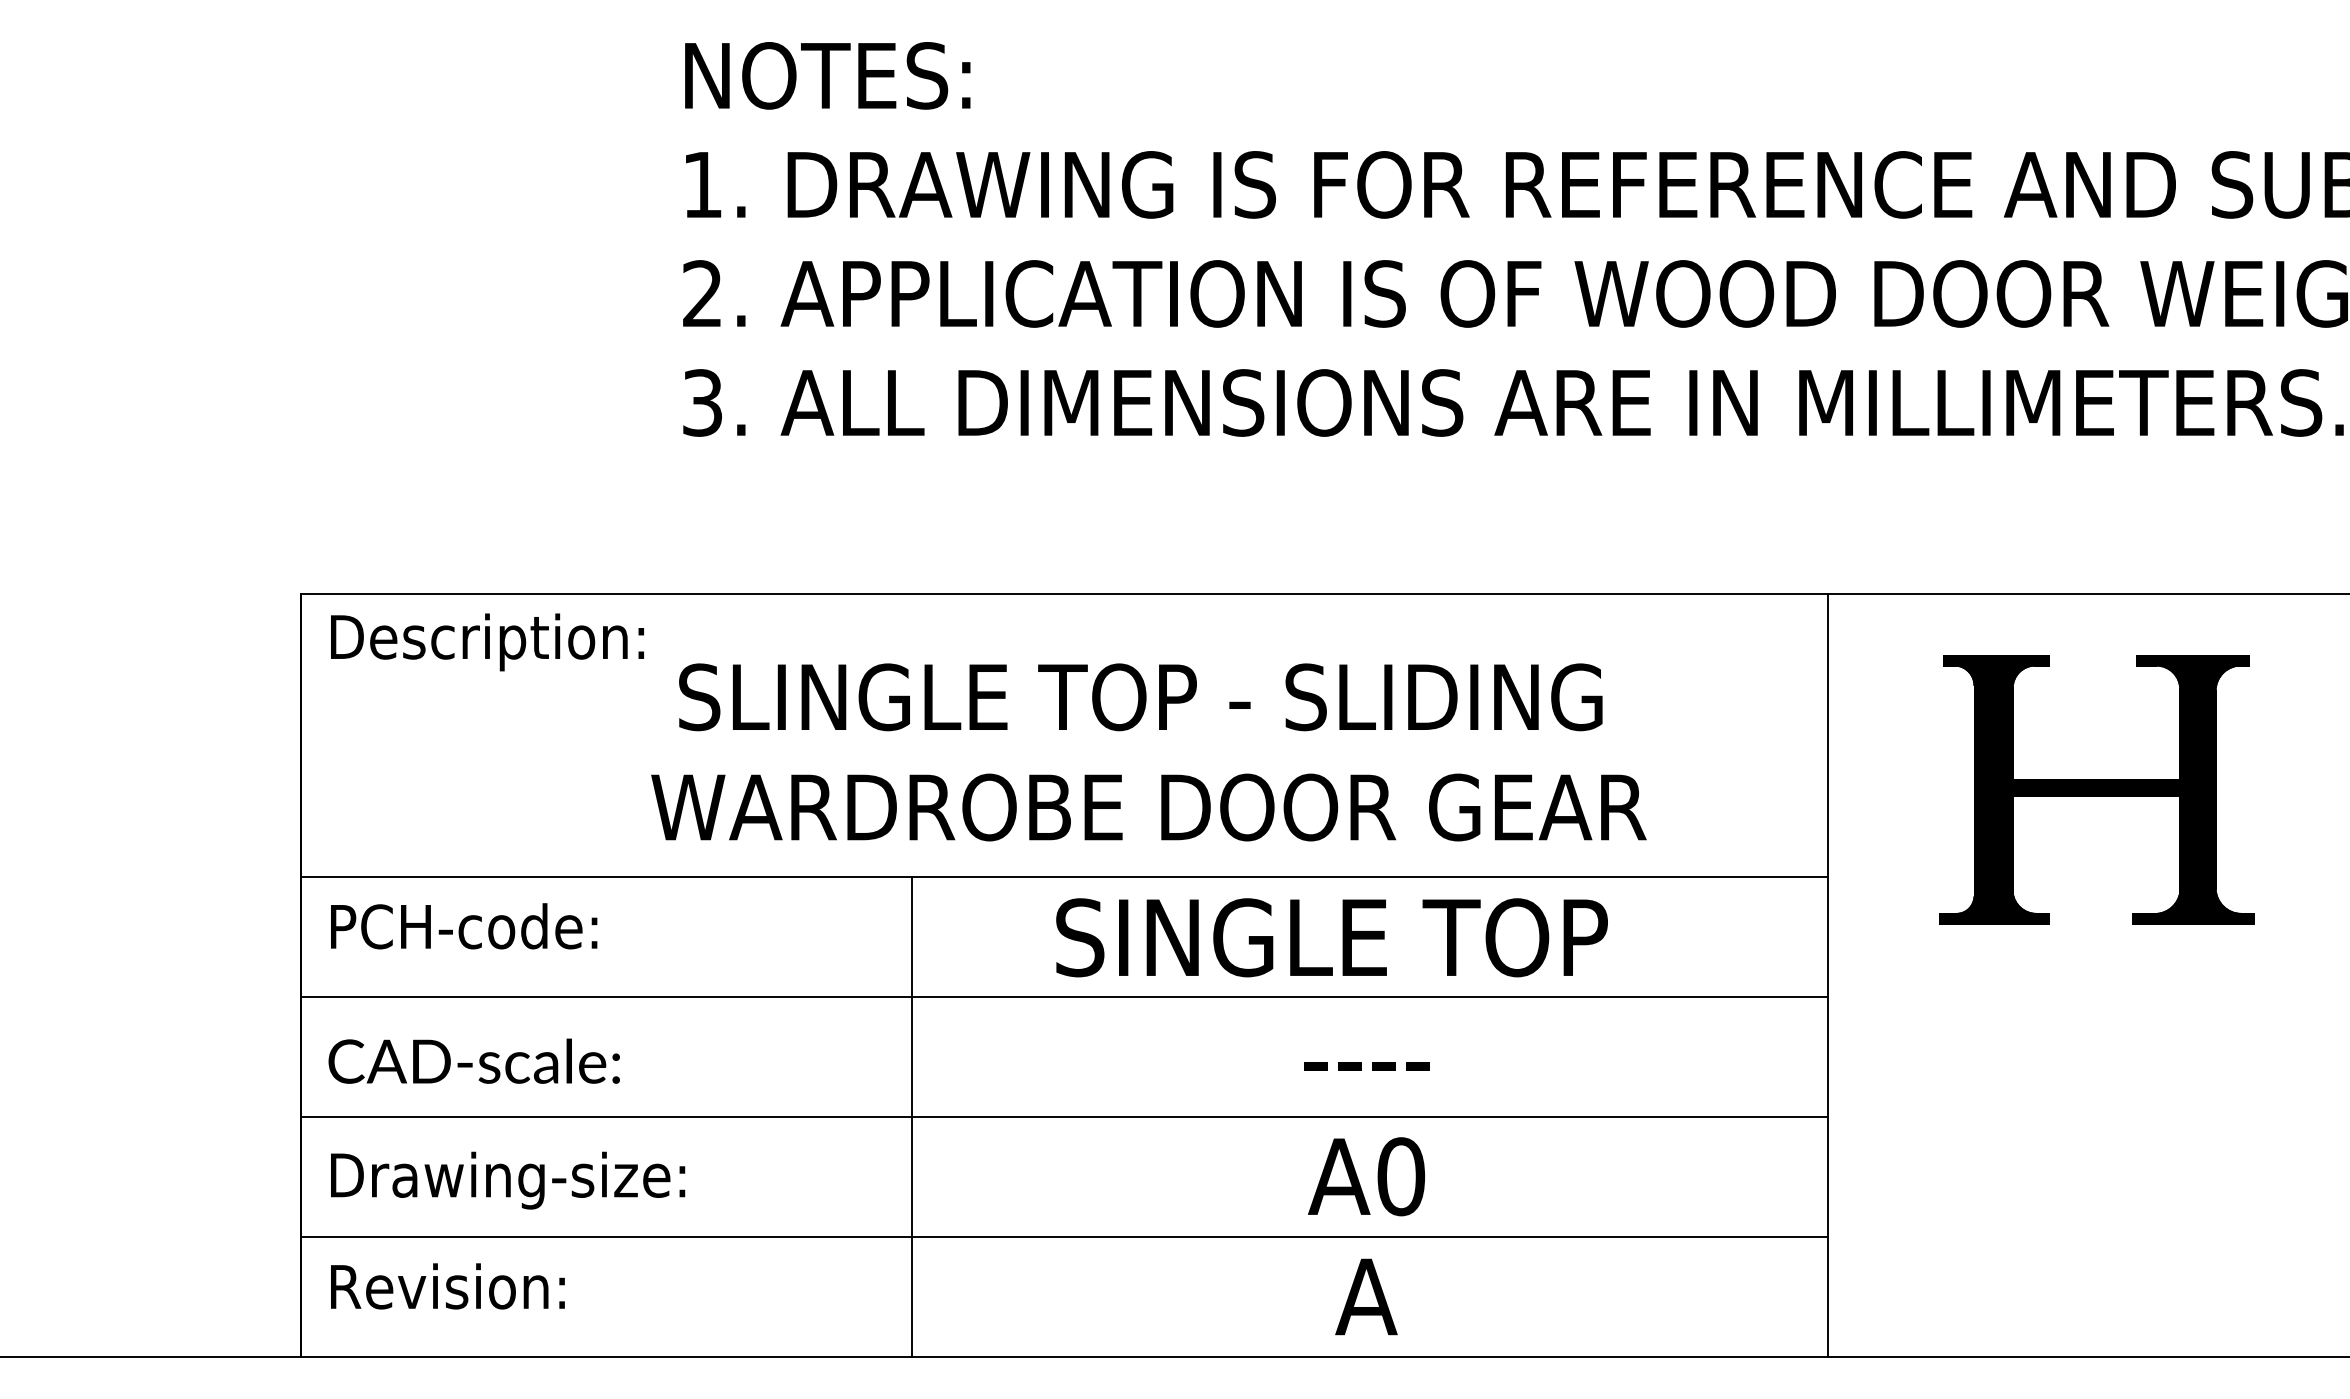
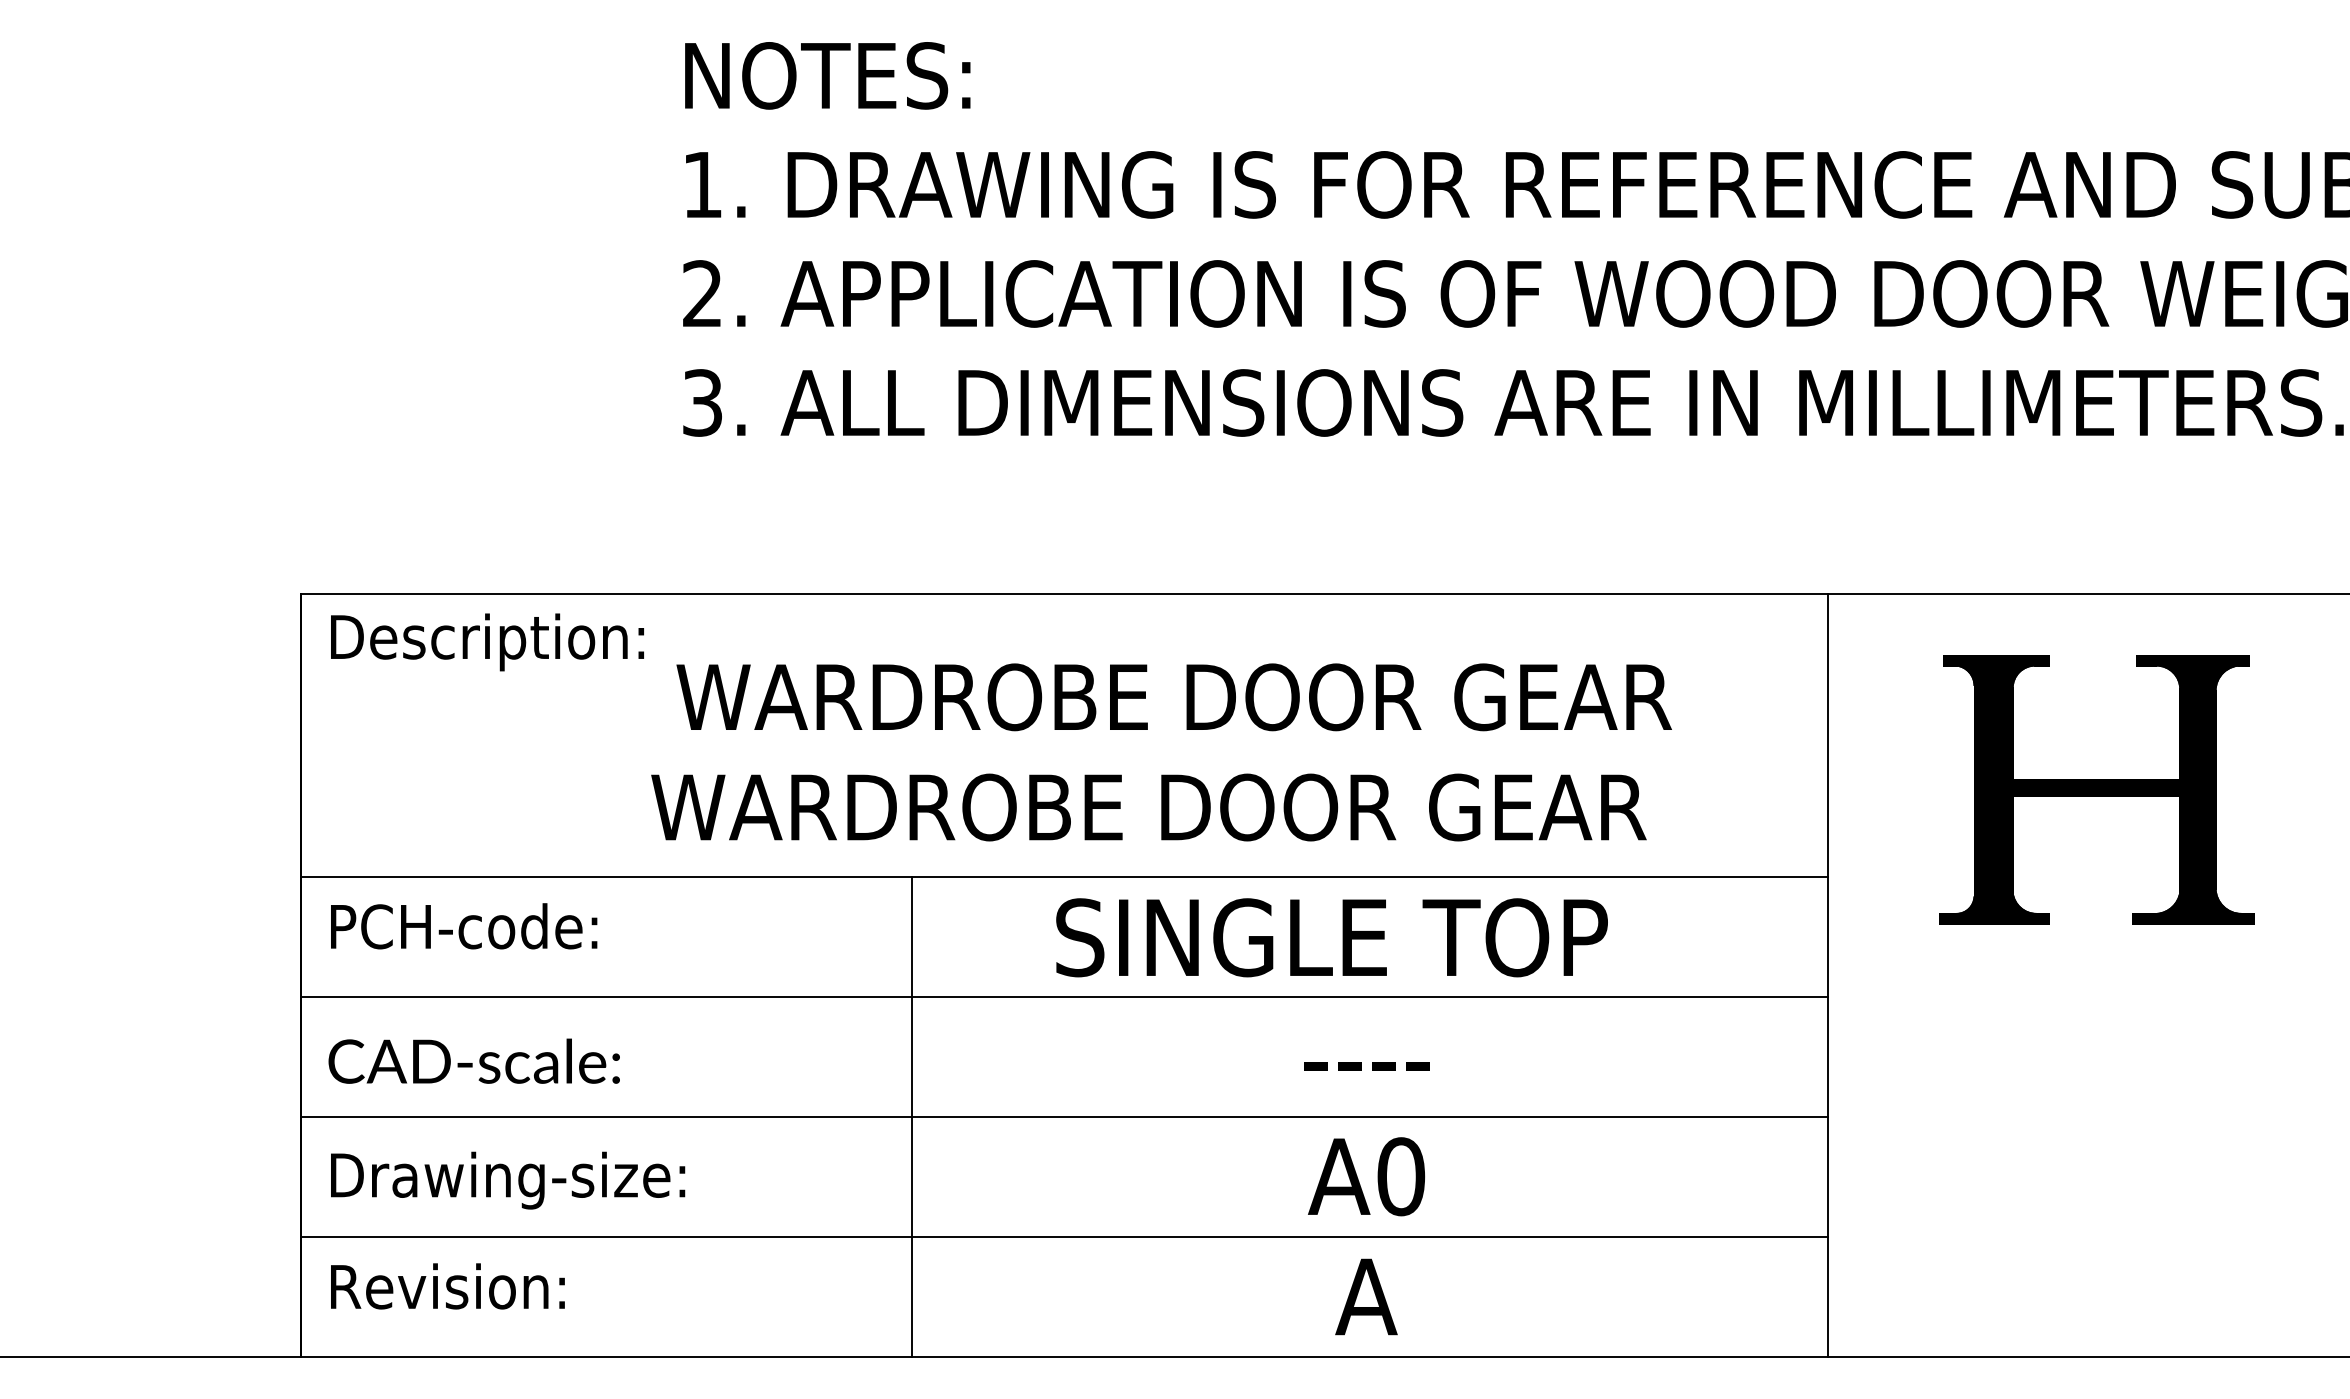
text: SLINGLE TOP - SLIDING -> WARDROBE DOOR GEAR (1173, 697)
